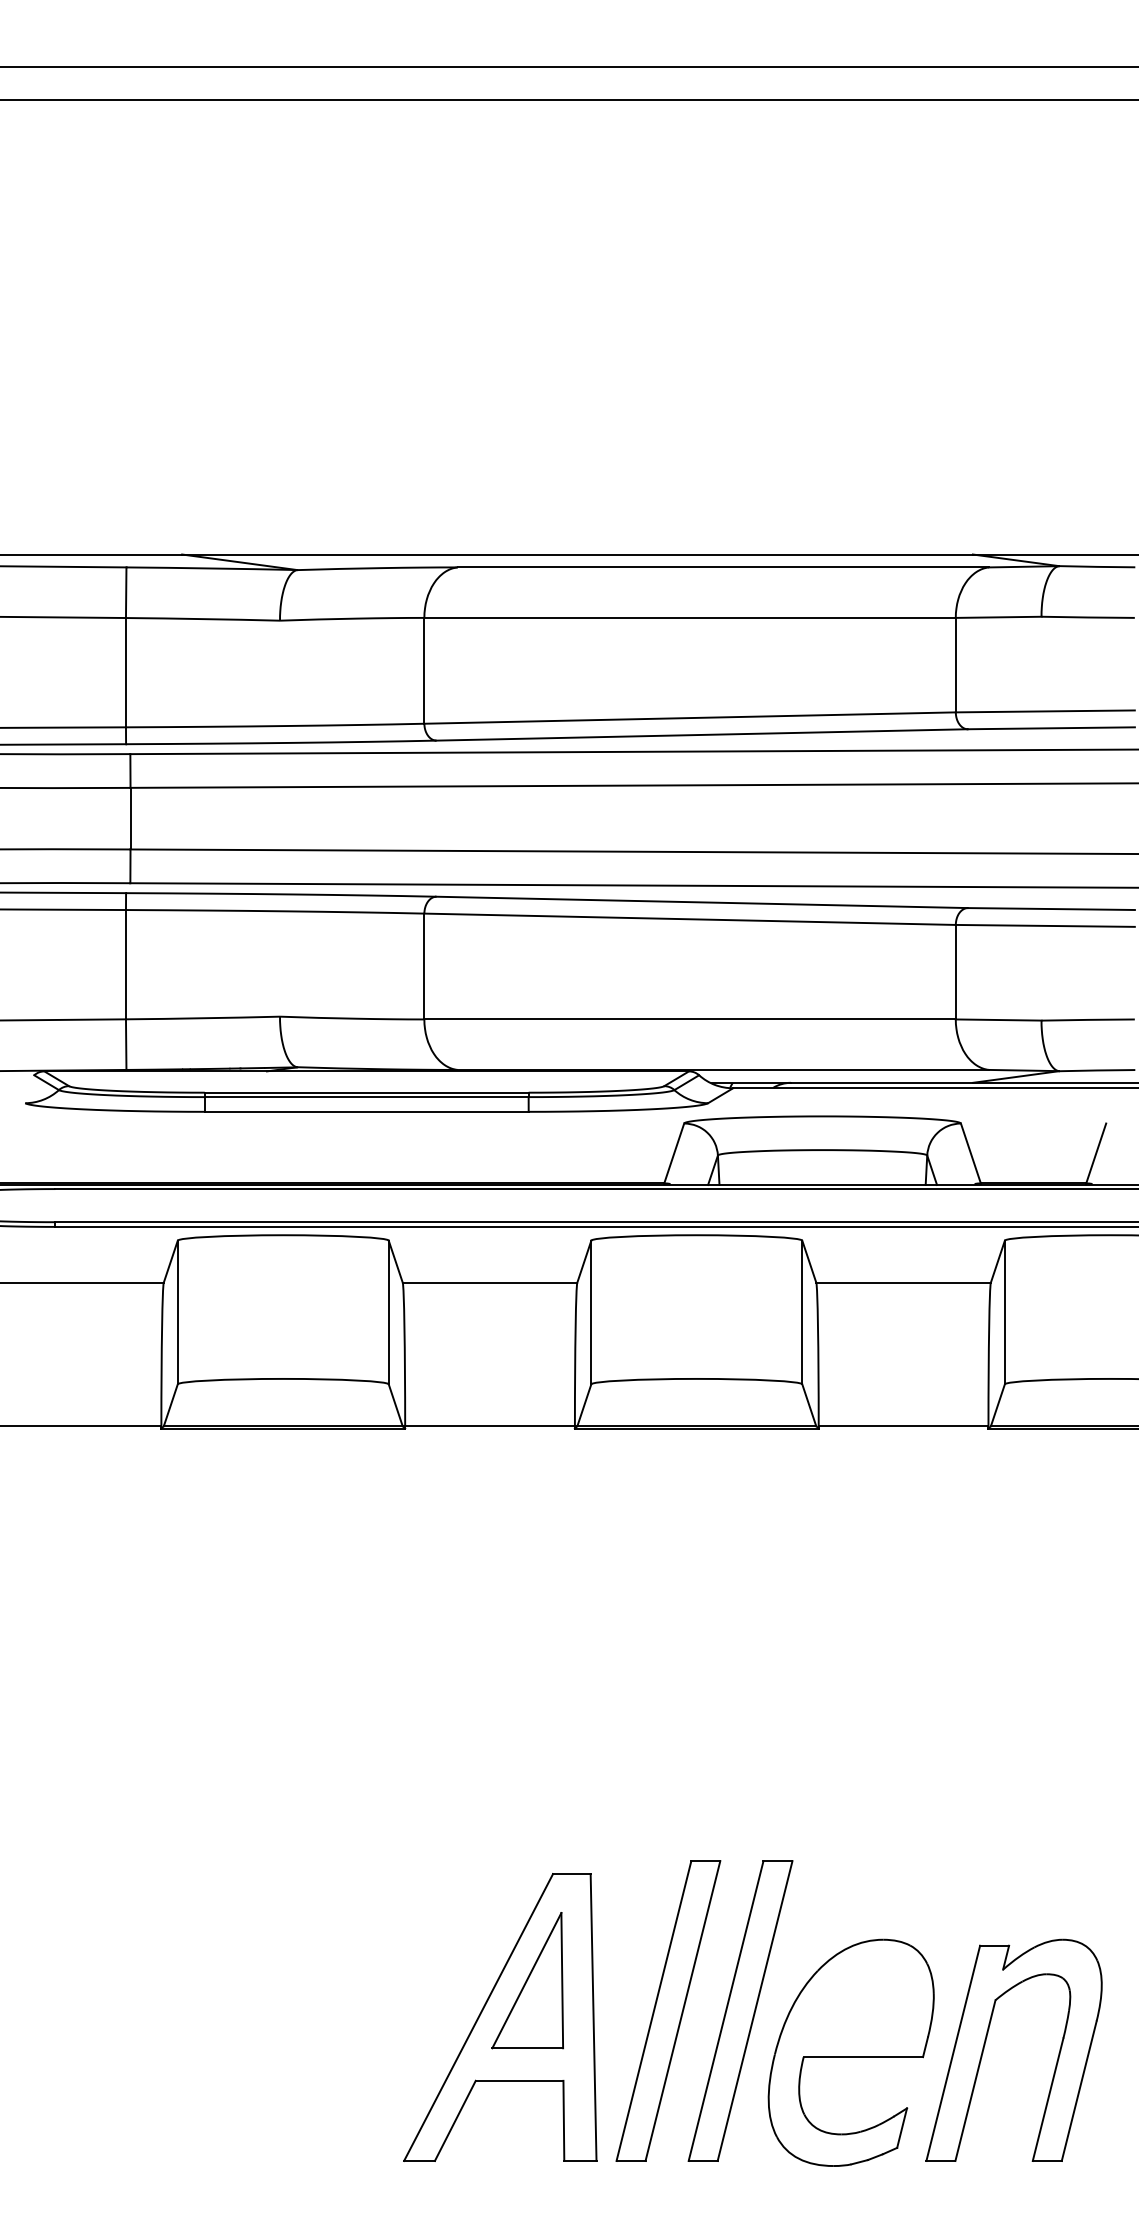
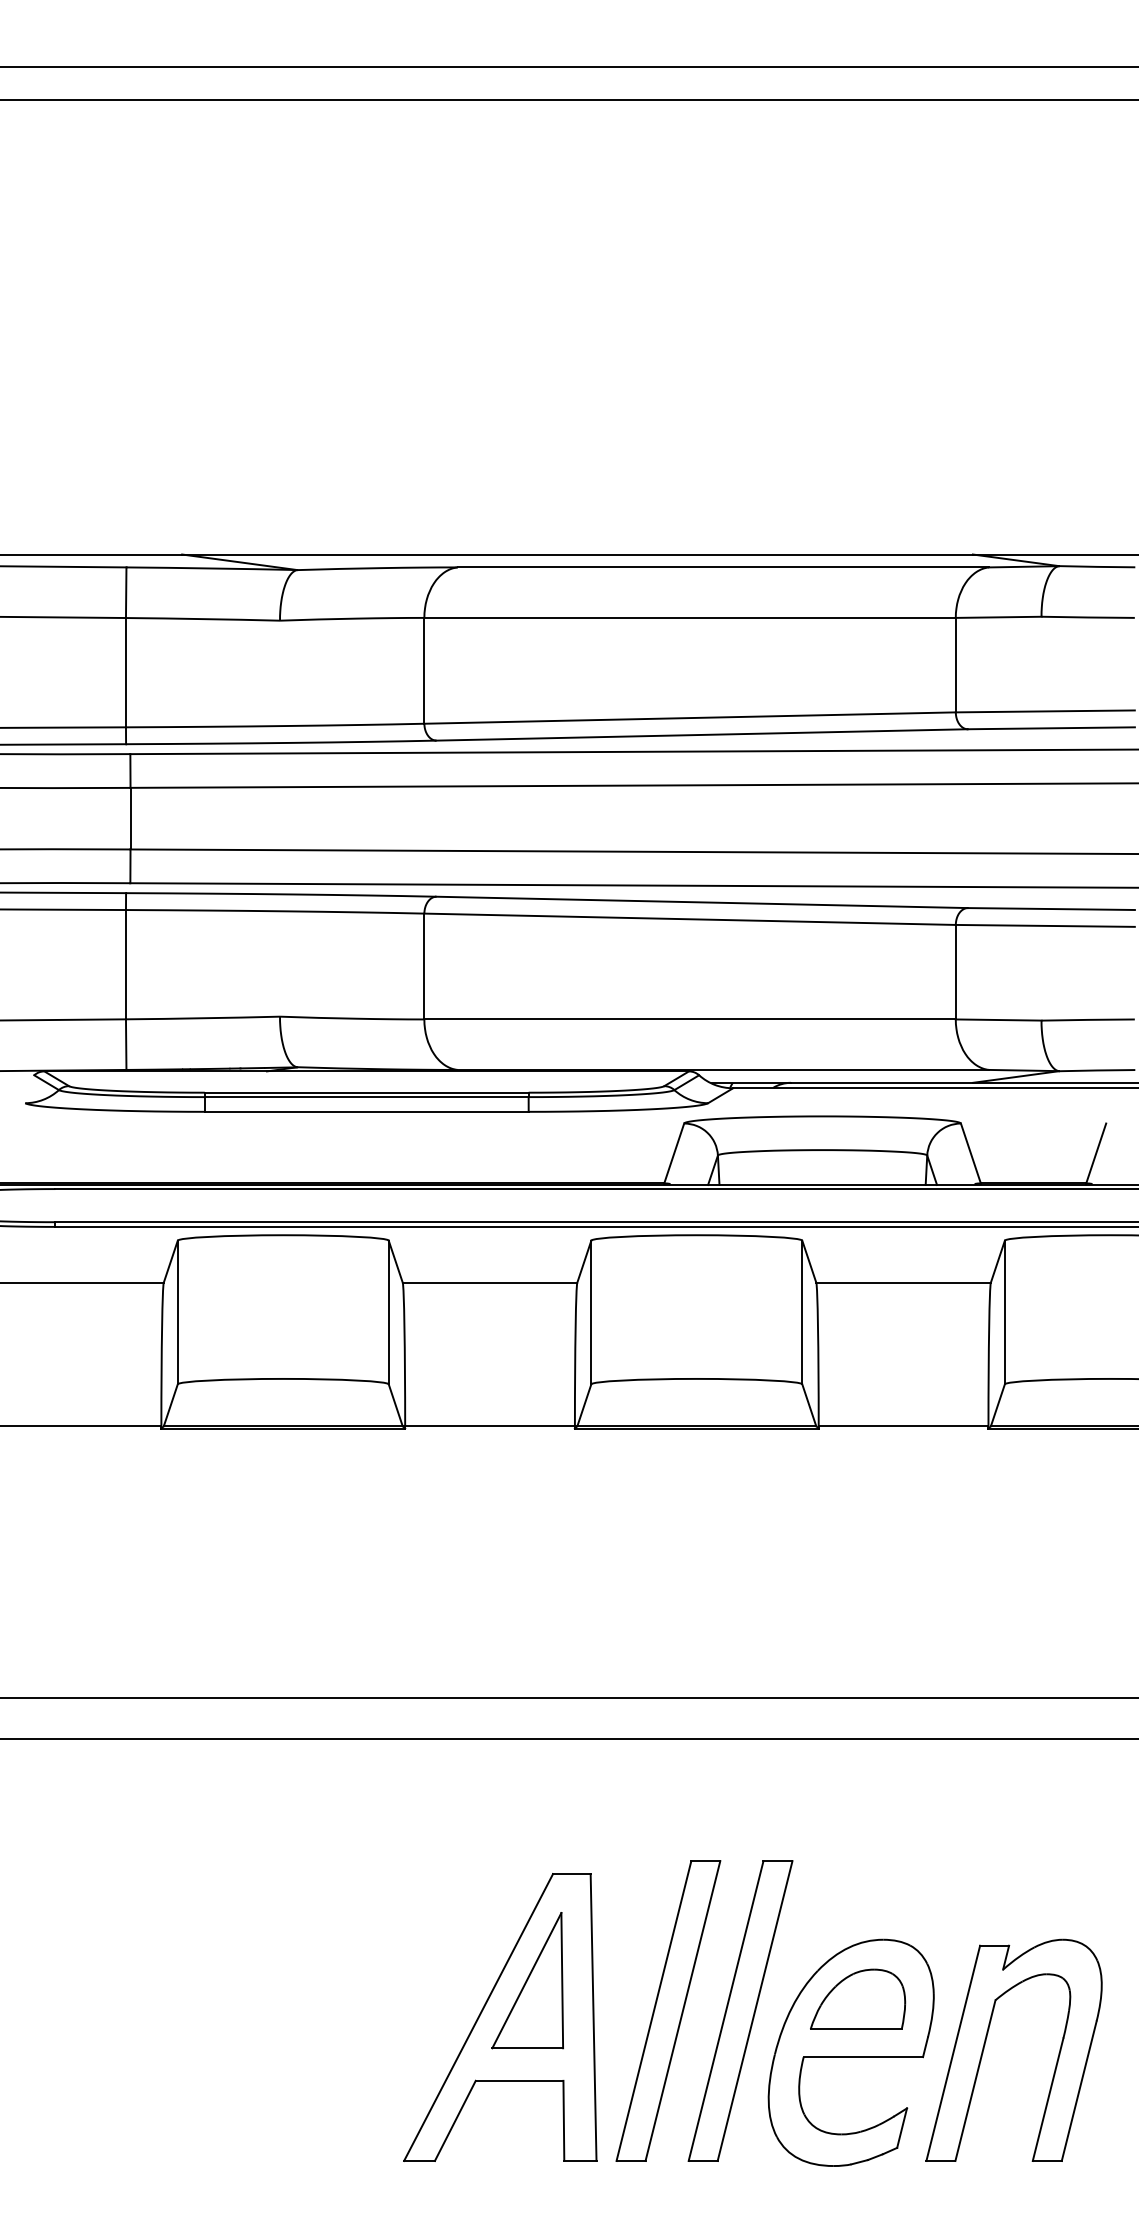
line: none -> present (568, 1698)
line: none -> present (568, 1739)
part: none -> present (858, 1998)
